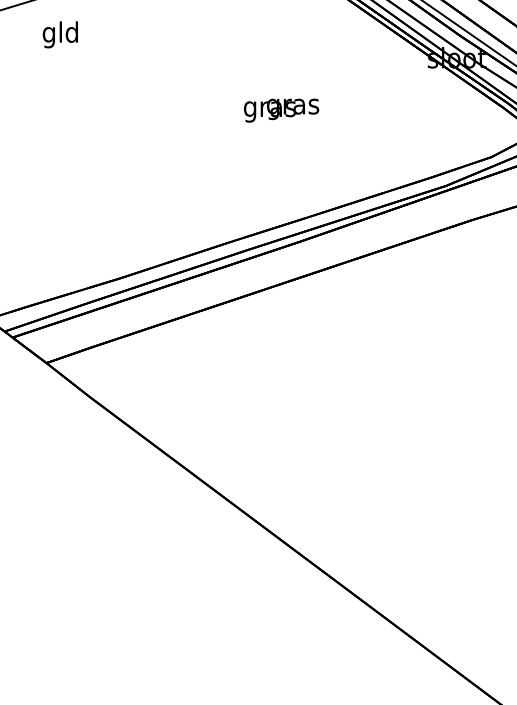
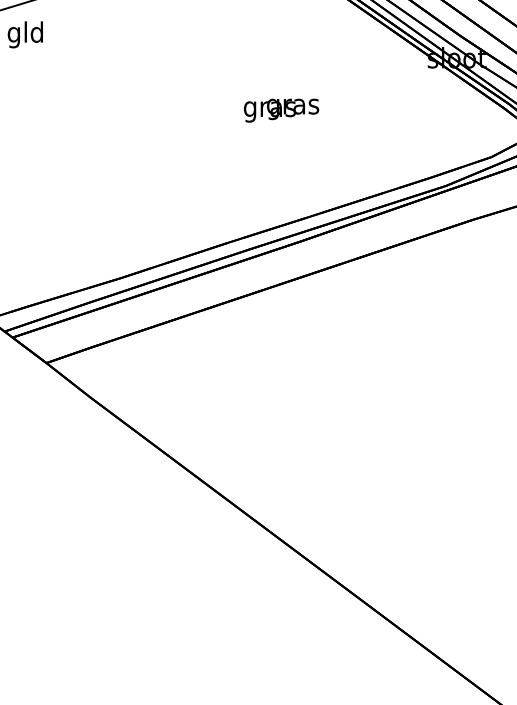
line: present -> none (468, 32)
text position: (59, 34) -> (24, 34) (24, 34)
